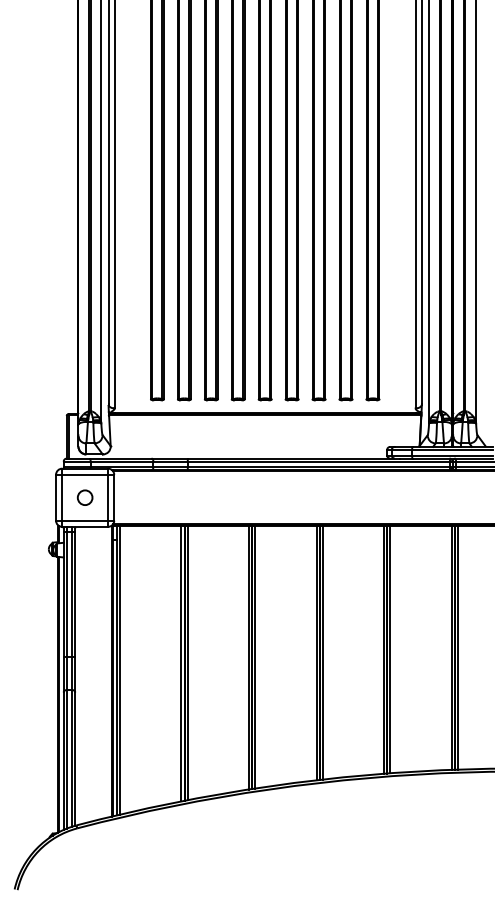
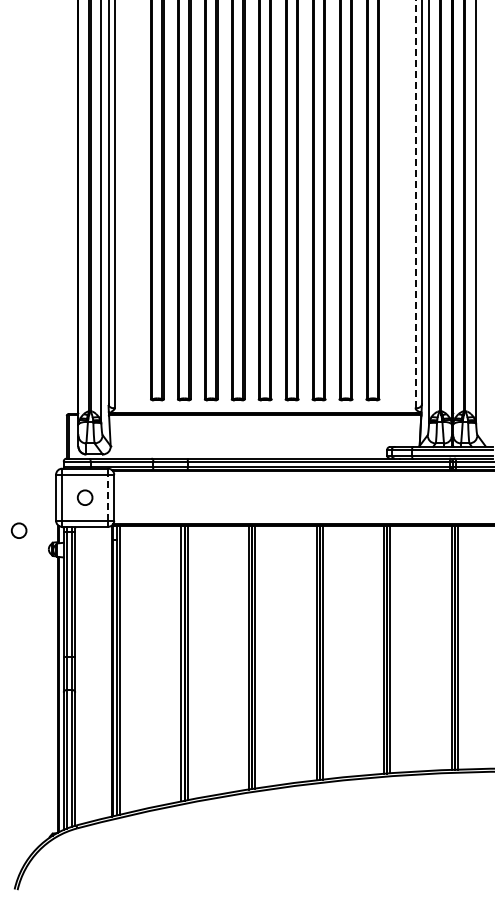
line: solid -> dashed (415, 204)
line: solid -> dashed (108, 497)
circle: none -> present (18, 530)
